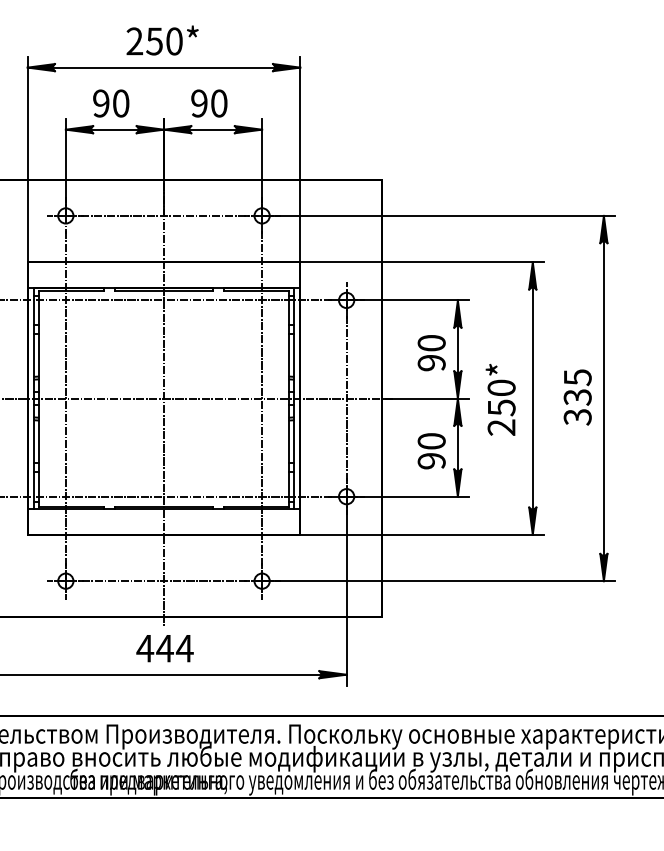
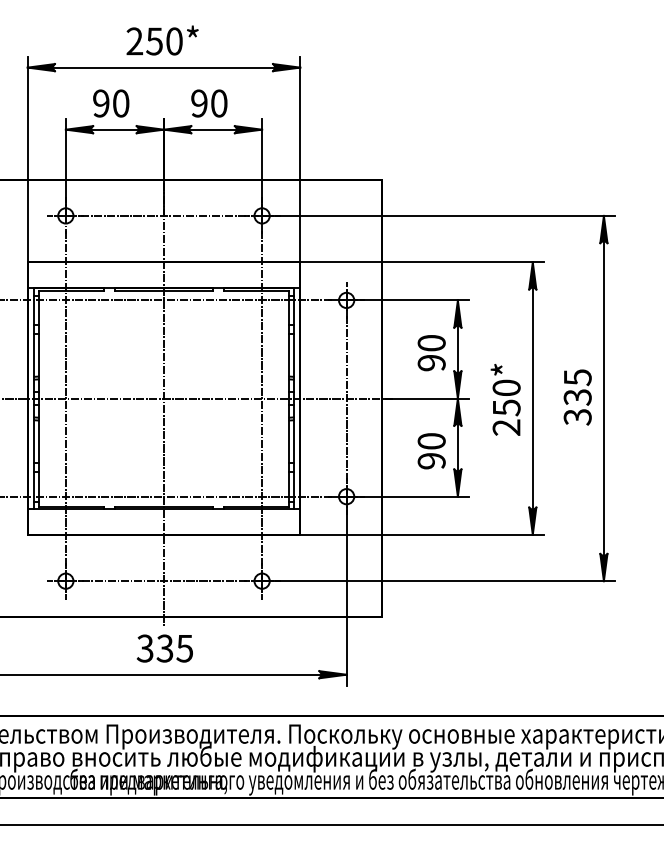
text position: (500, 399) -> (505, 399) (505, 399)
text: 444 -> 335 (164, 648)
line: none -> present (331, 825)
